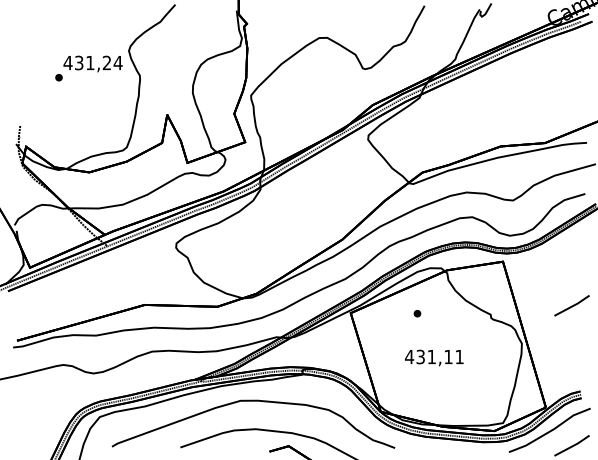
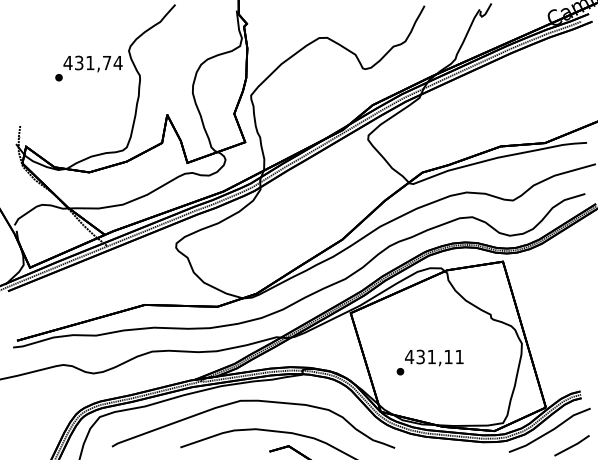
text: 431,24 -> 431,74 (106, 62)
line: present -> none (571, 305)
part position: (417, 313) -> (400, 371) (400, 371)
